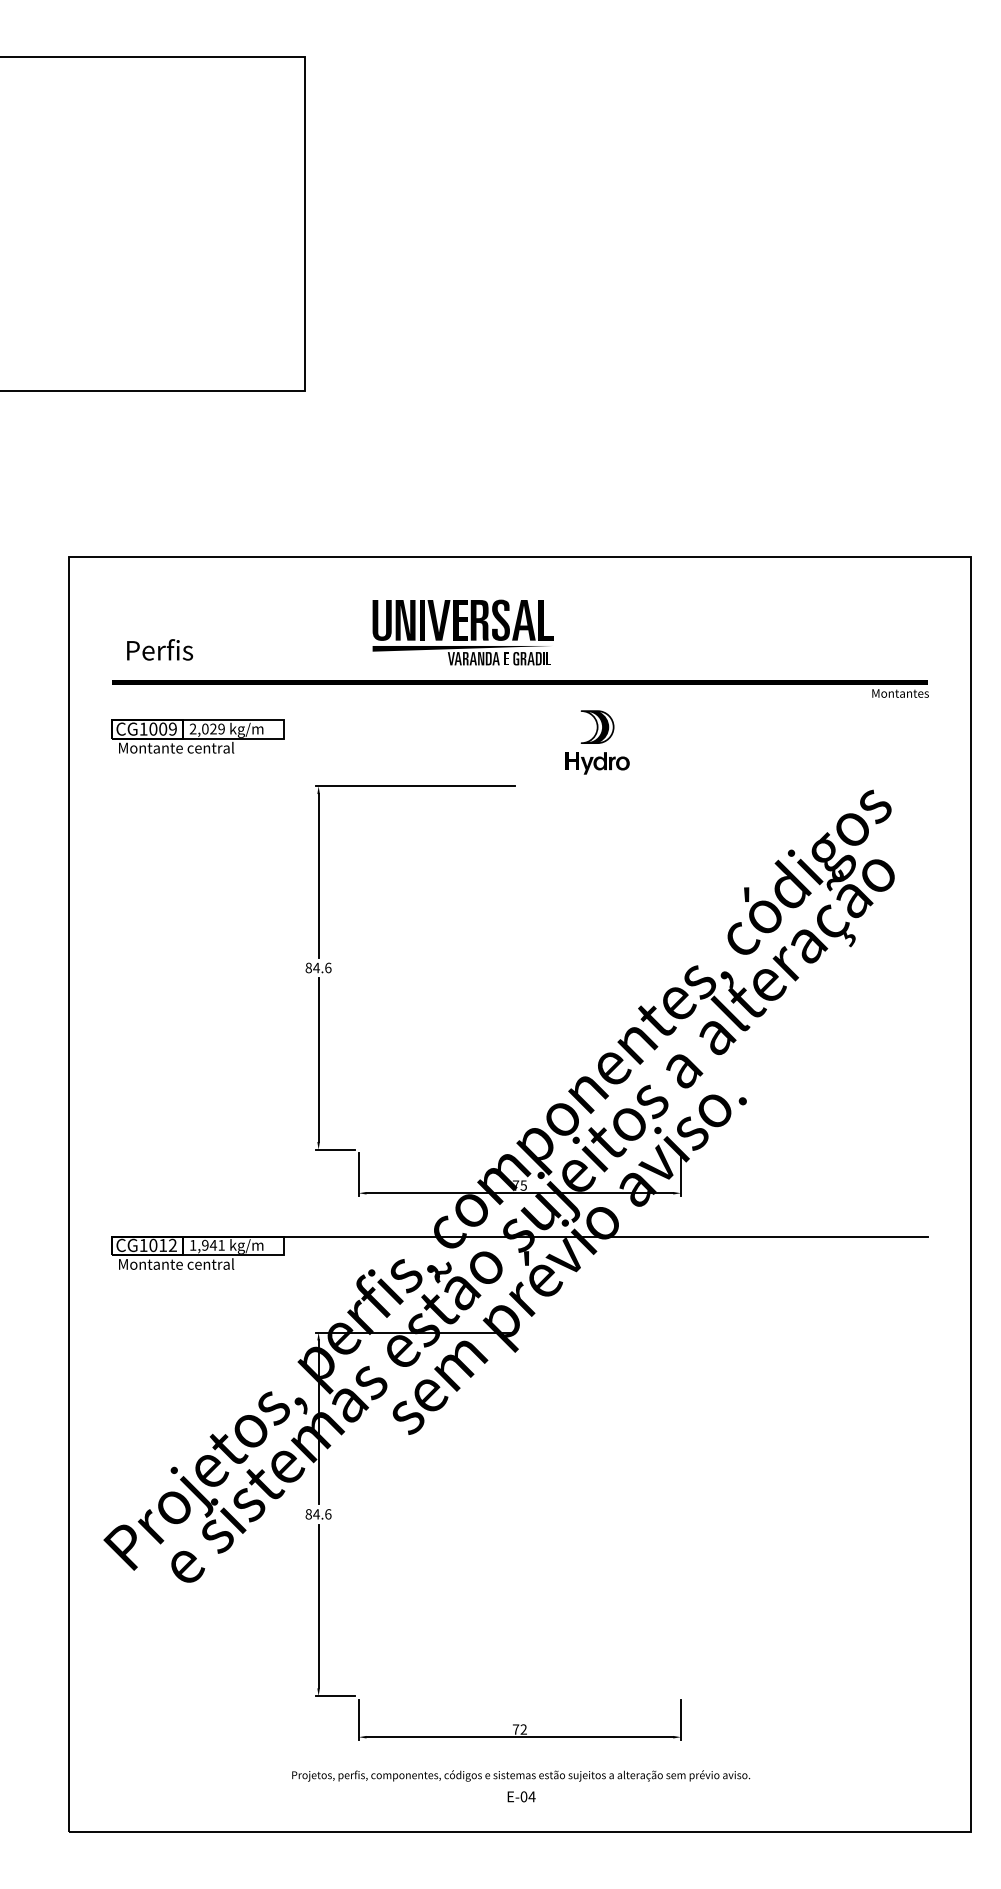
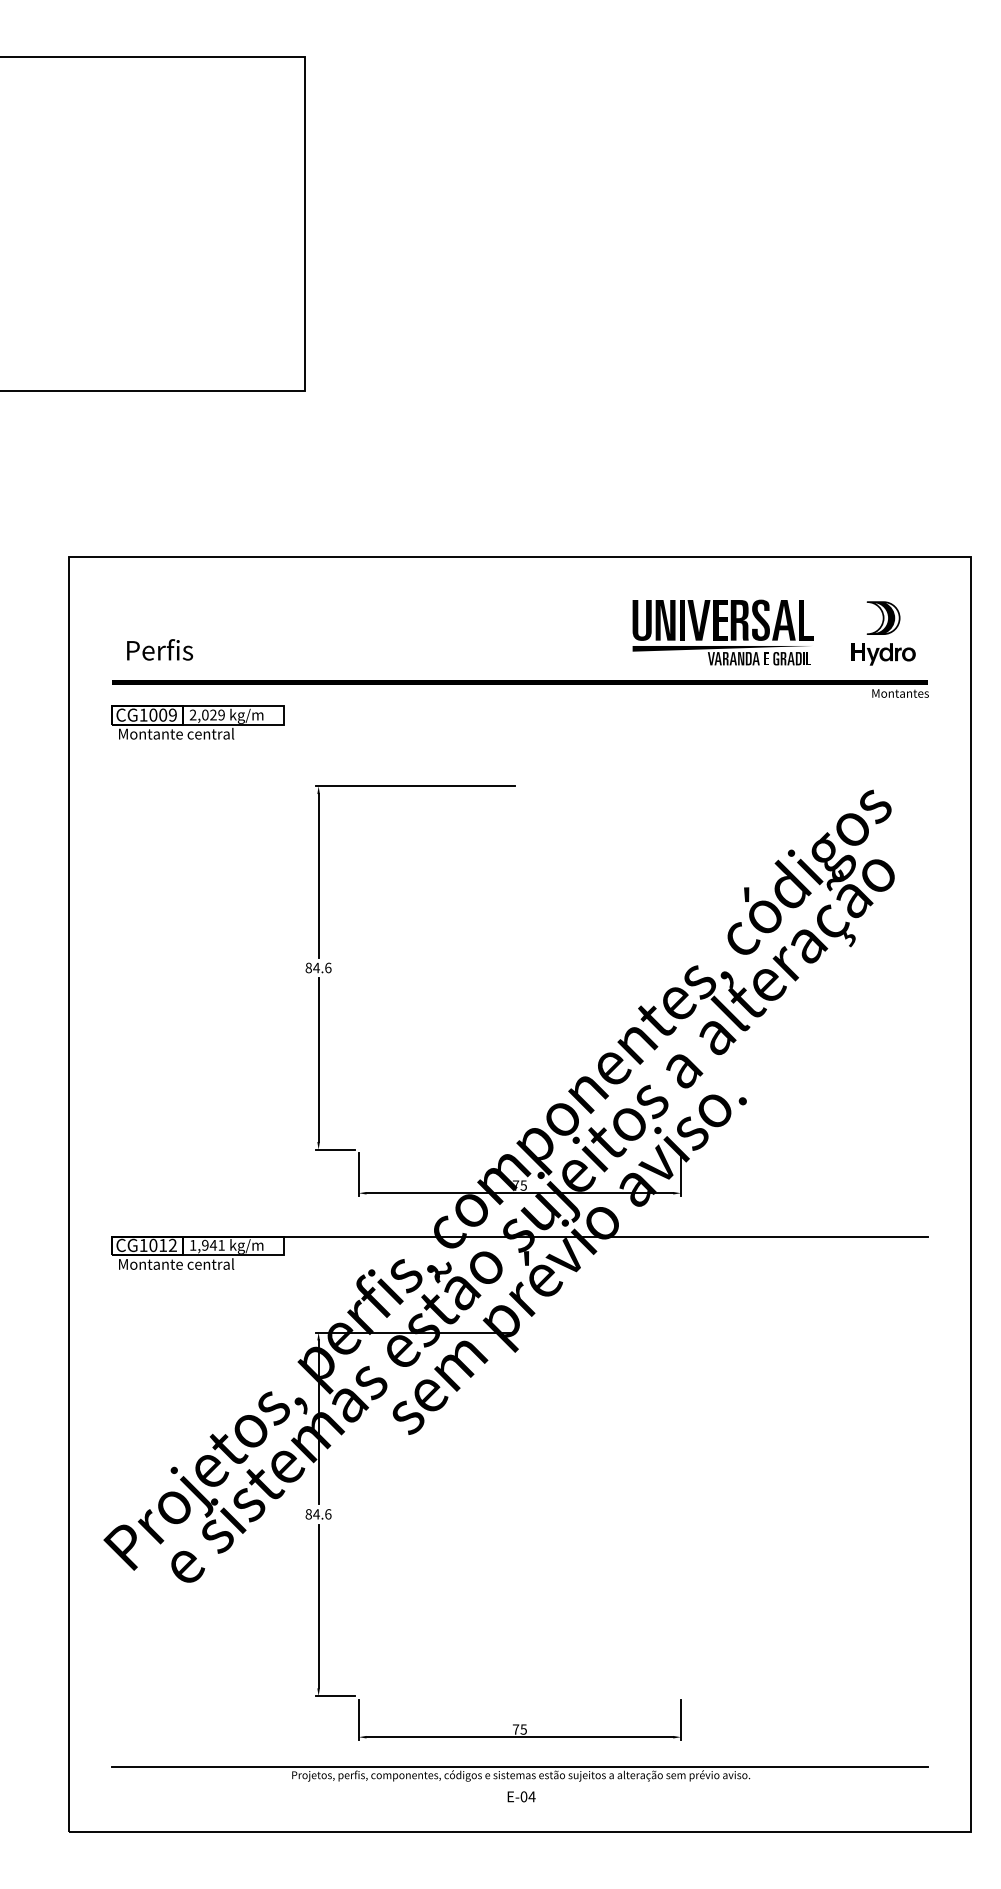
part position: (462, 632) -> (722, 632) (722, 632)
part position: (197, 736) -> (197, 722) (197, 722)
part position: (597, 742) -> (883, 633) (883, 633)
text: 72 -> 75 (523, 1729)
line: none -> present (519, 1766)
